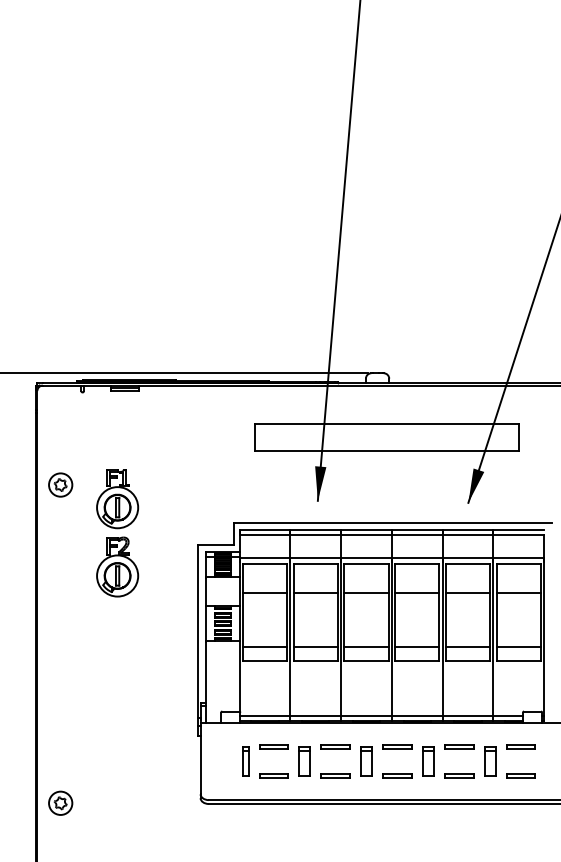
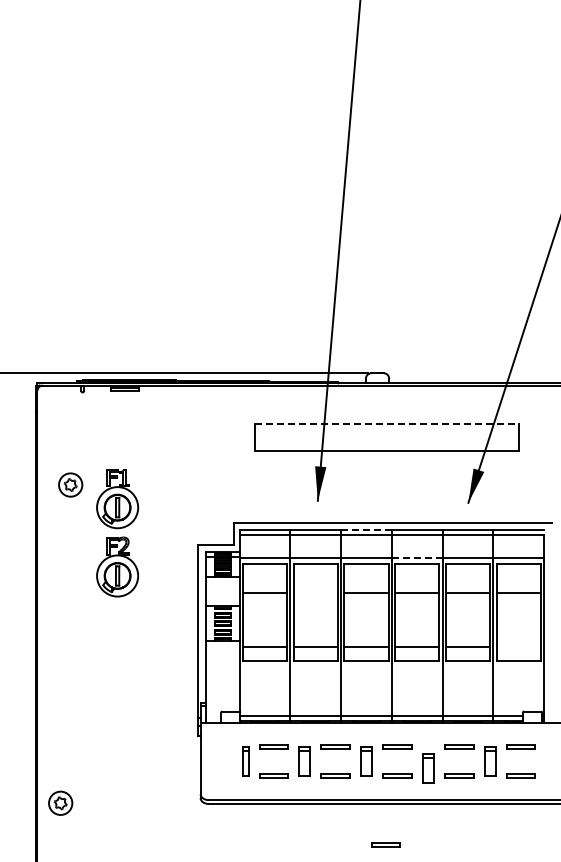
line: solid -> dashed (387, 424)
part position: (60, 484) -> (70, 484) (70, 484)
line: solid -> dashed (366, 530)
line: solid -> dashed (417, 557)
line: present -> none (315, 593)
line: present -> none (518, 647)
part position: (428, 761) -> (428, 768) (428, 768)
part: none -> present (385, 844)
